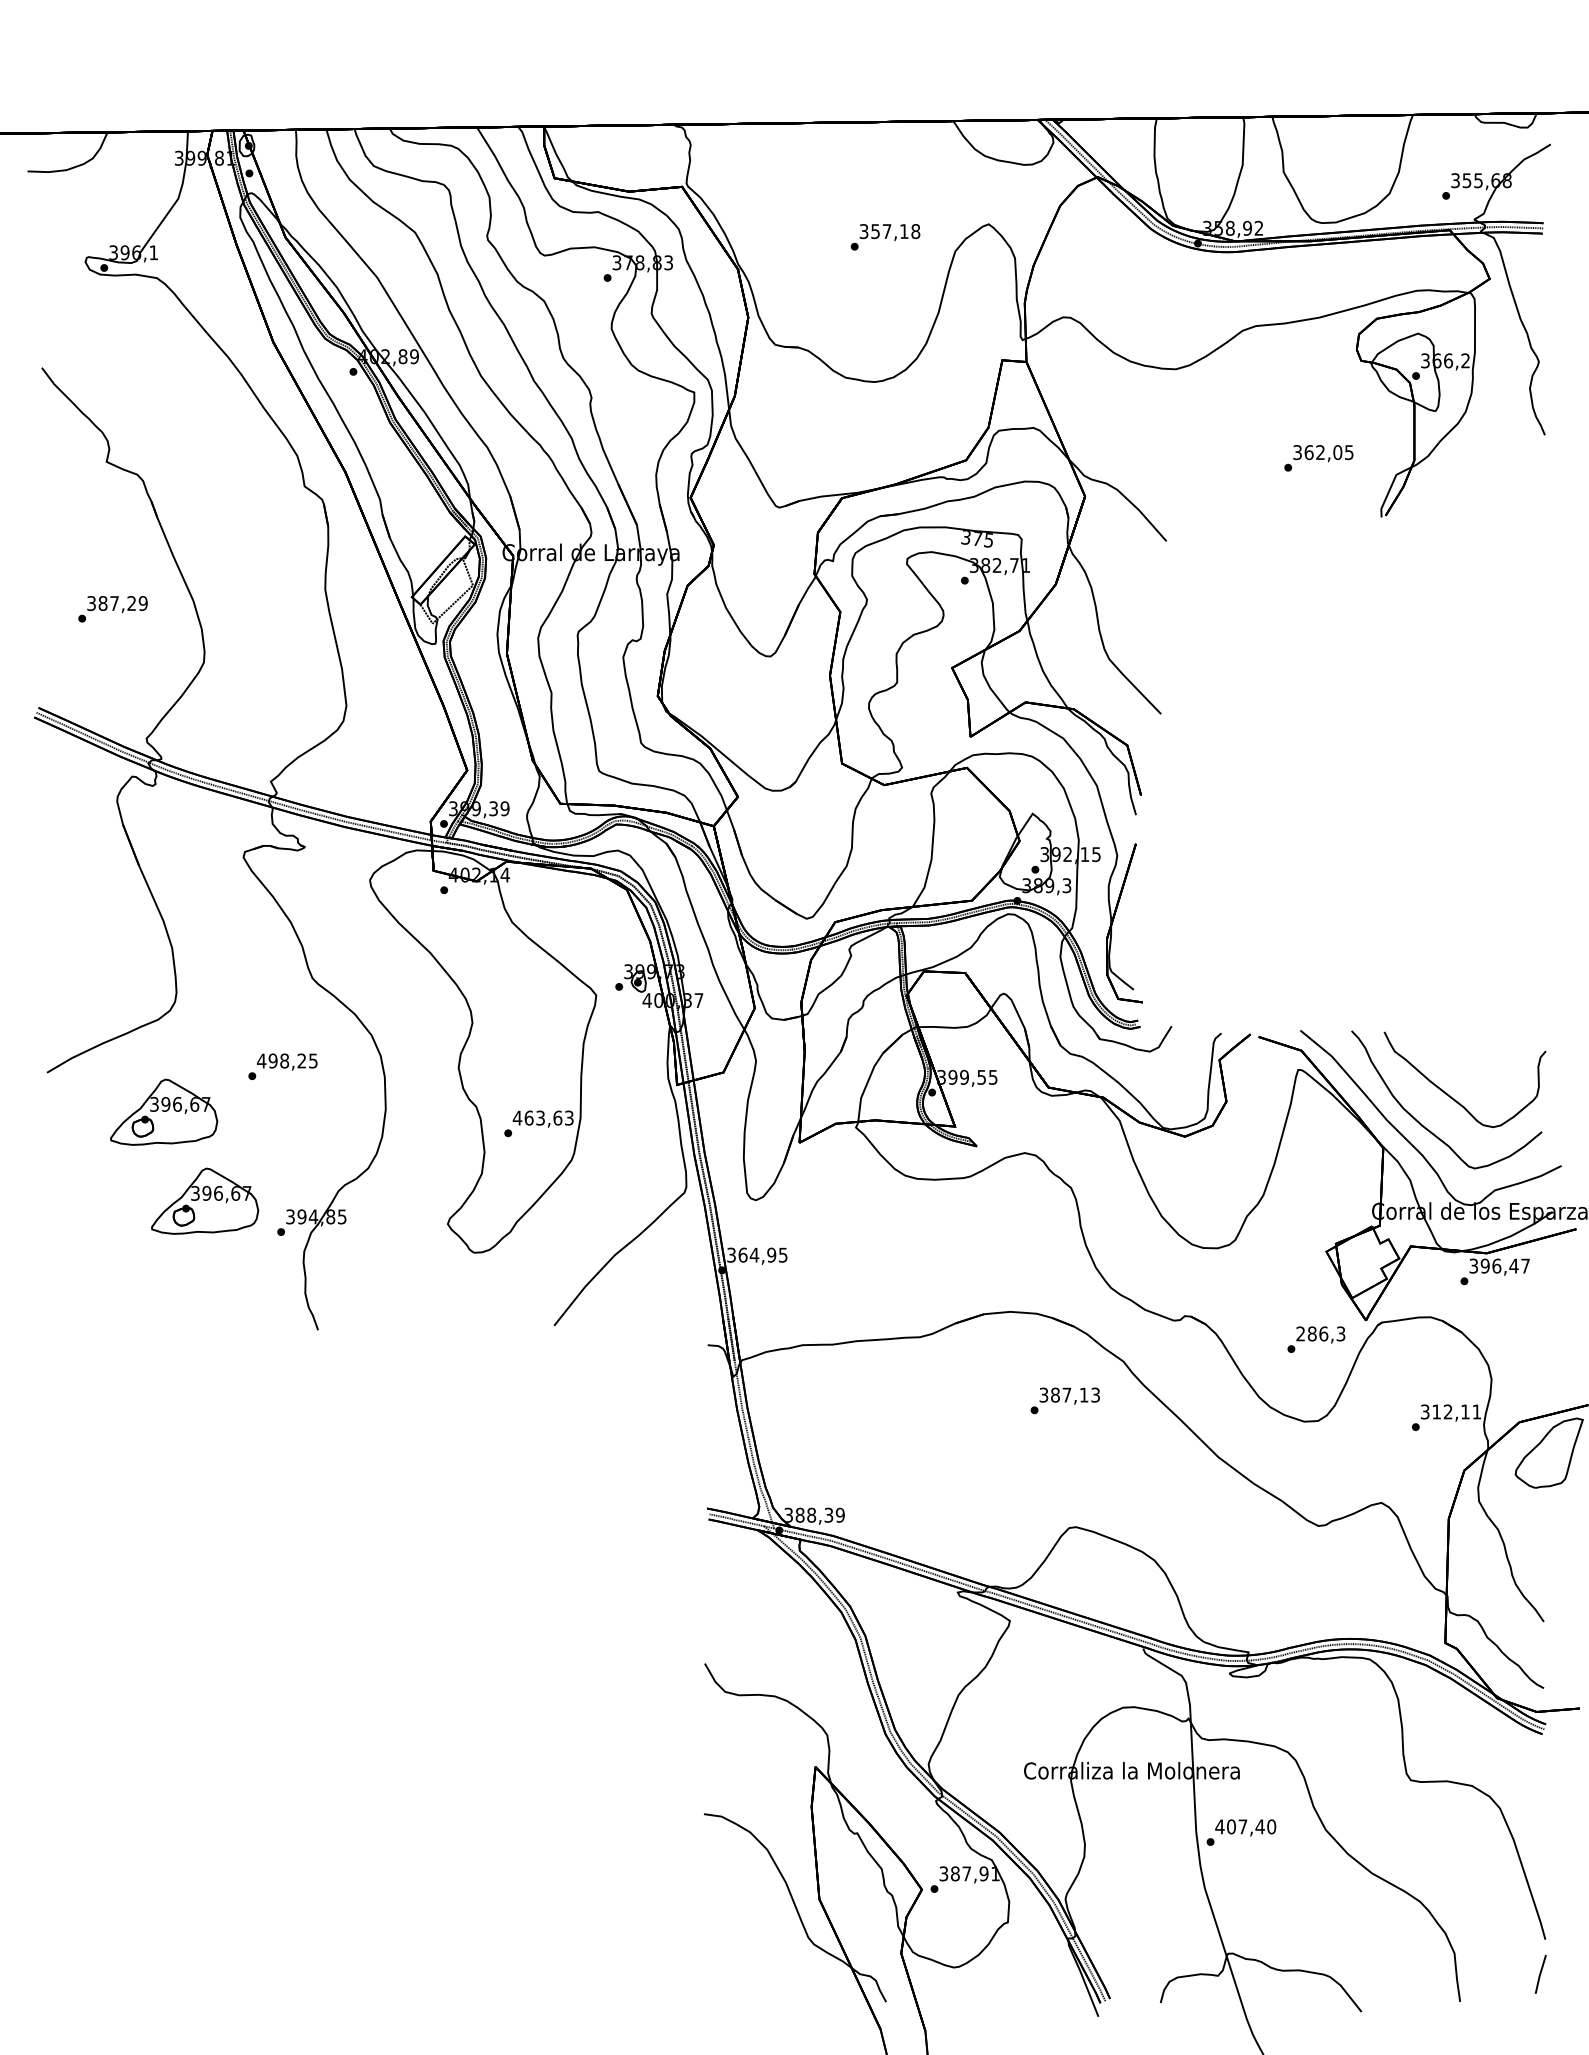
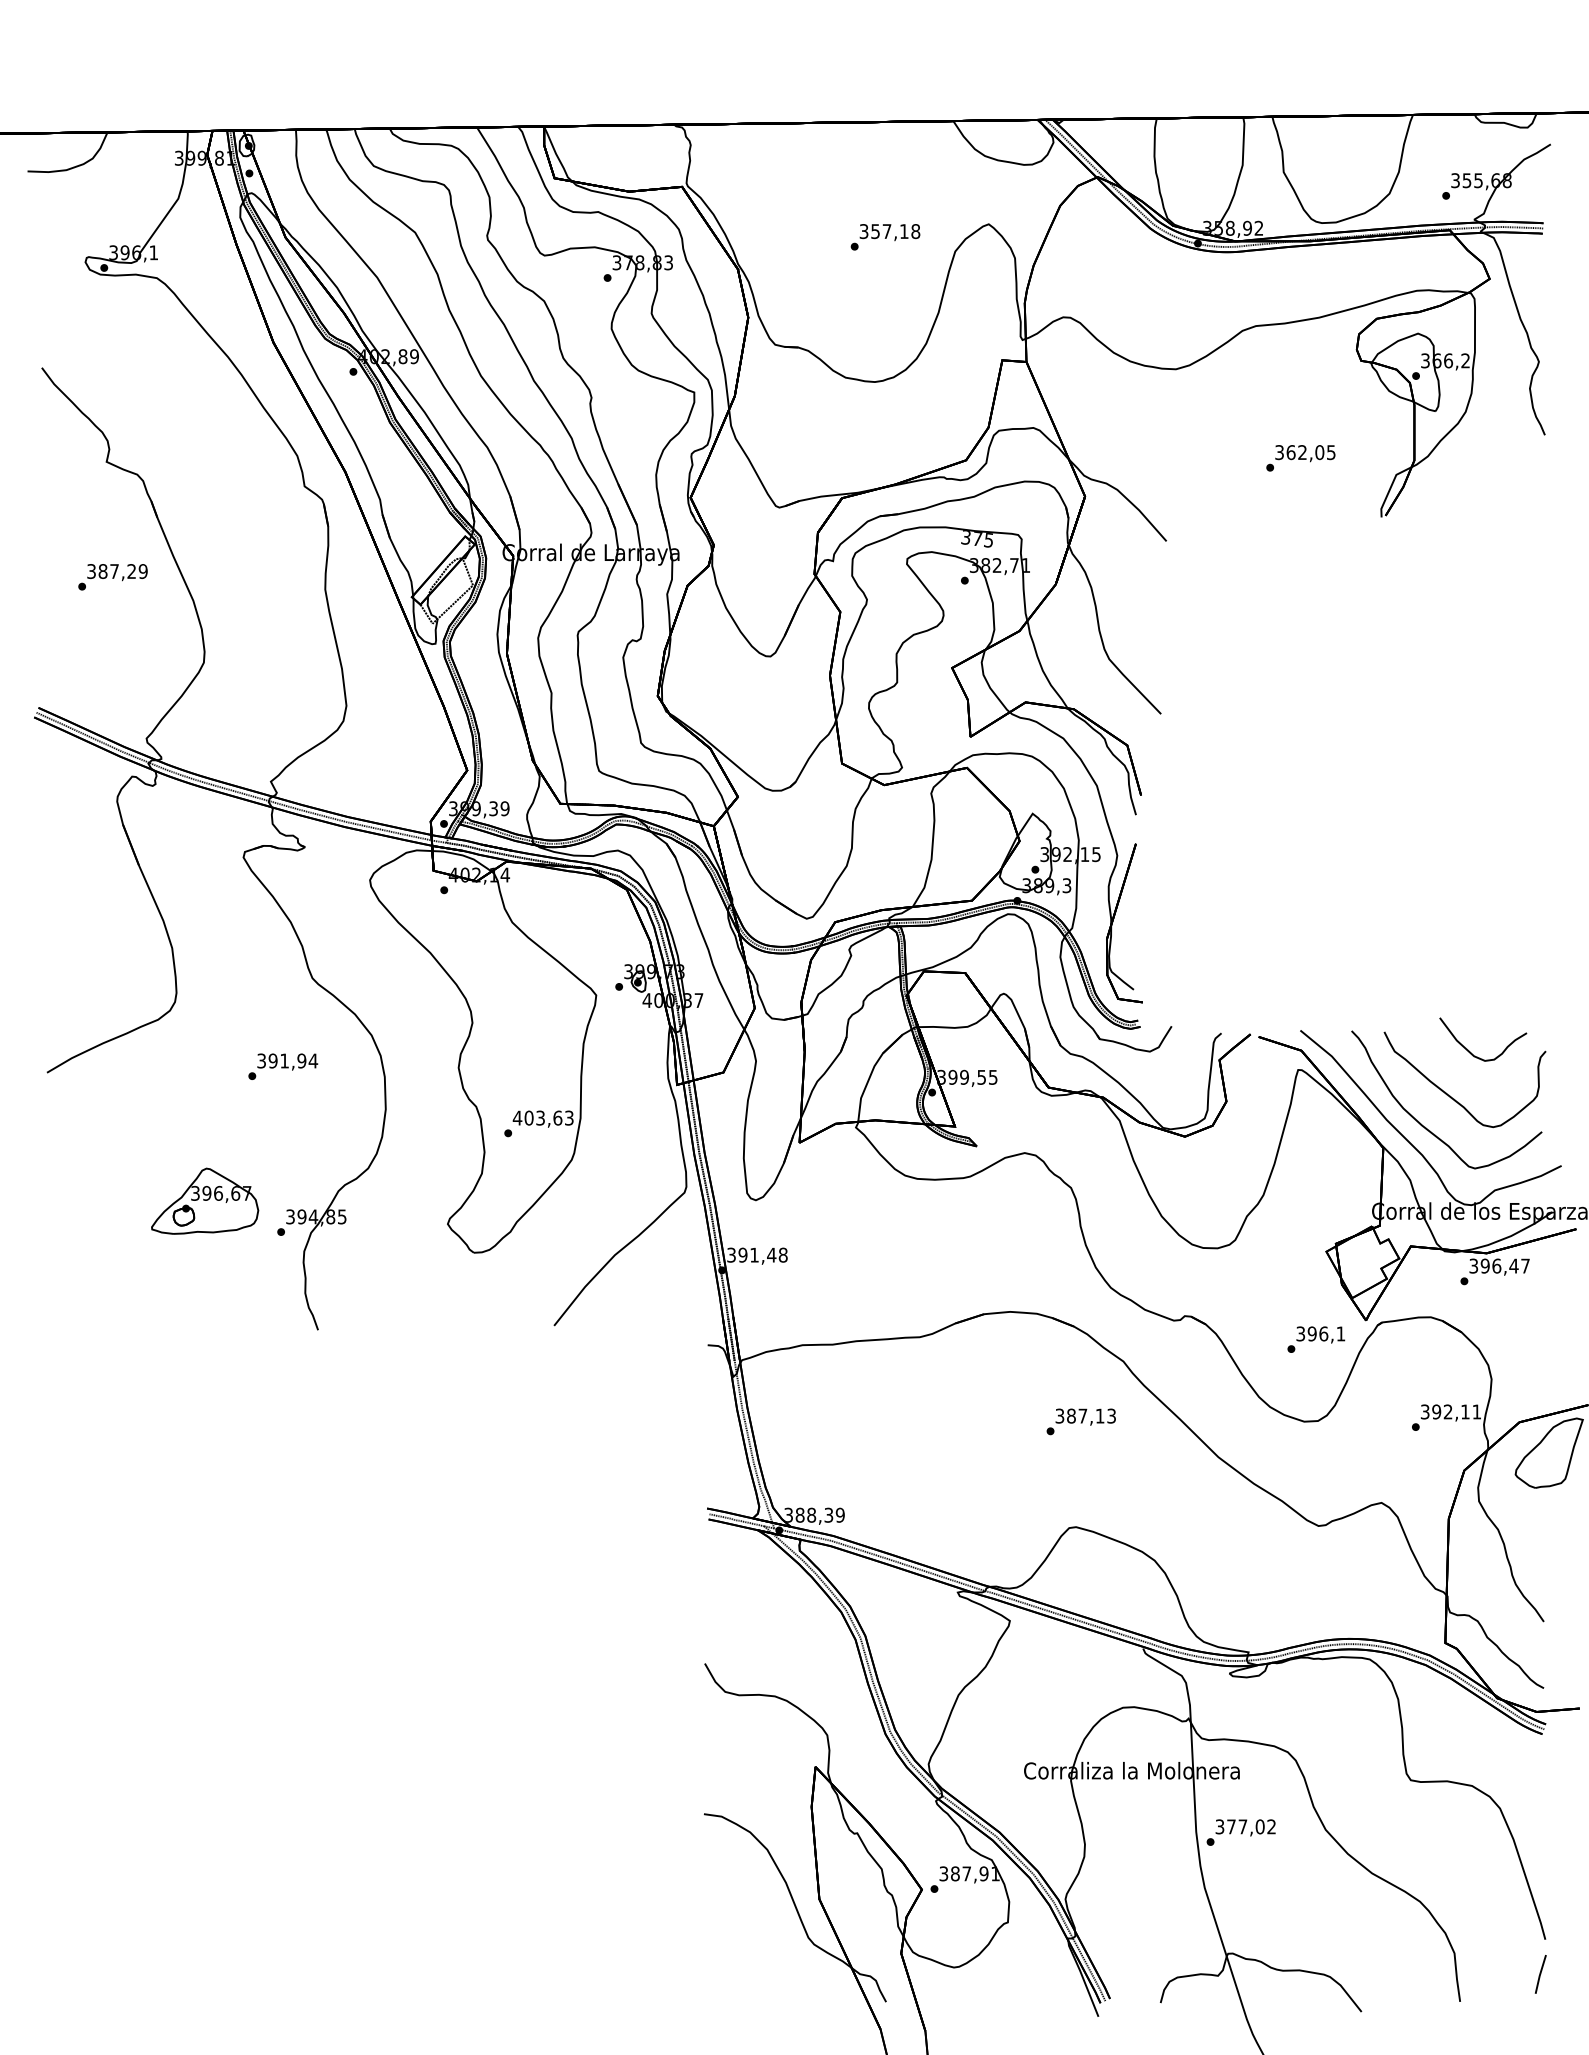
text position: (1318, 458) -> (1300, 458) (1300, 458)
text position: (112, 609) -> (112, 577) (112, 577)
part: none -> present (1470, 1051)
text: 498,25 -> 391,94 (287, 1060)
part: present -> none (164, 1111)
text: 463,63 -> 403,63 (528, 1117)
text: 364,95 -> 391,48 (762, 1254)
text: 286,3 -> 396,1 (1320, 1333)
text position: (1064, 1400) -> (1080, 1421) (1080, 1421)
text: 312,11 -> 392,11 (1436, 1411)
text: 407,40 -> 377,02 (1245, 1826)
